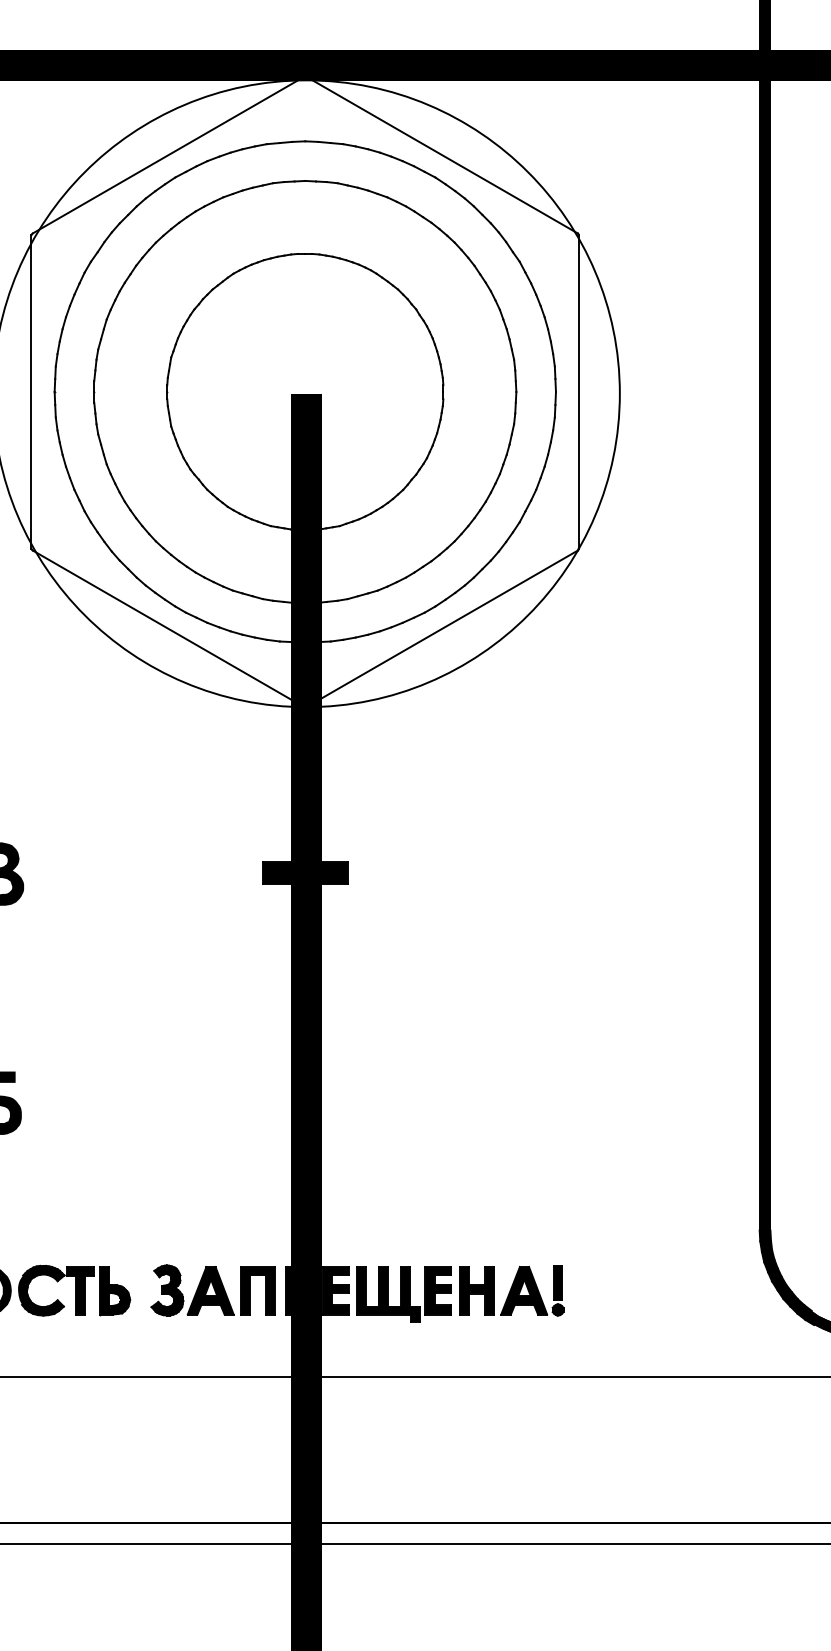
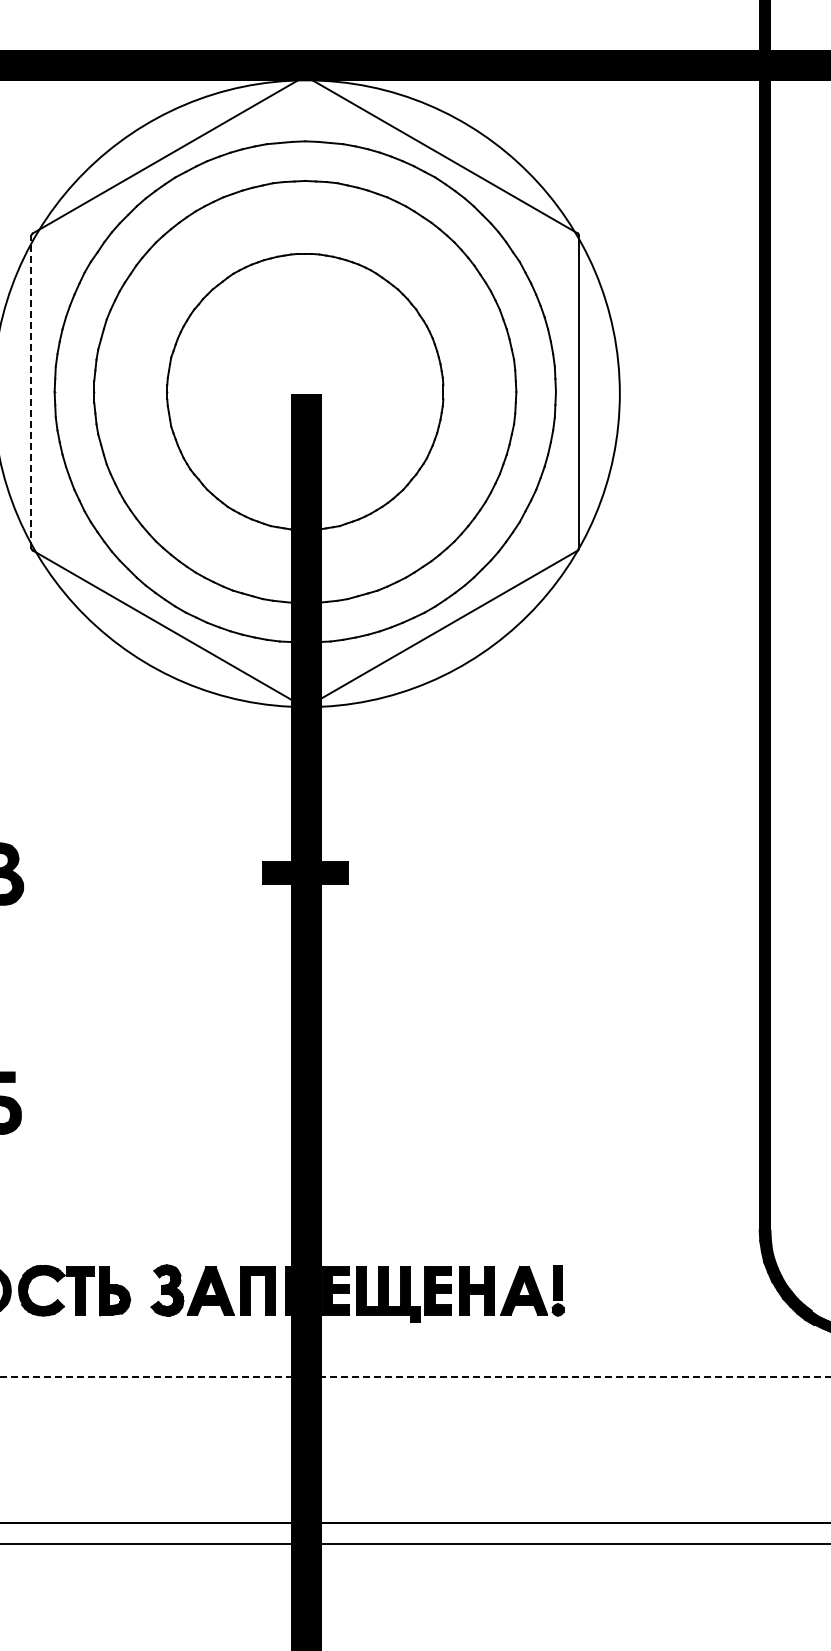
line: solid -> dashed (31, 392)
line: solid -> dashed (414, 1376)
